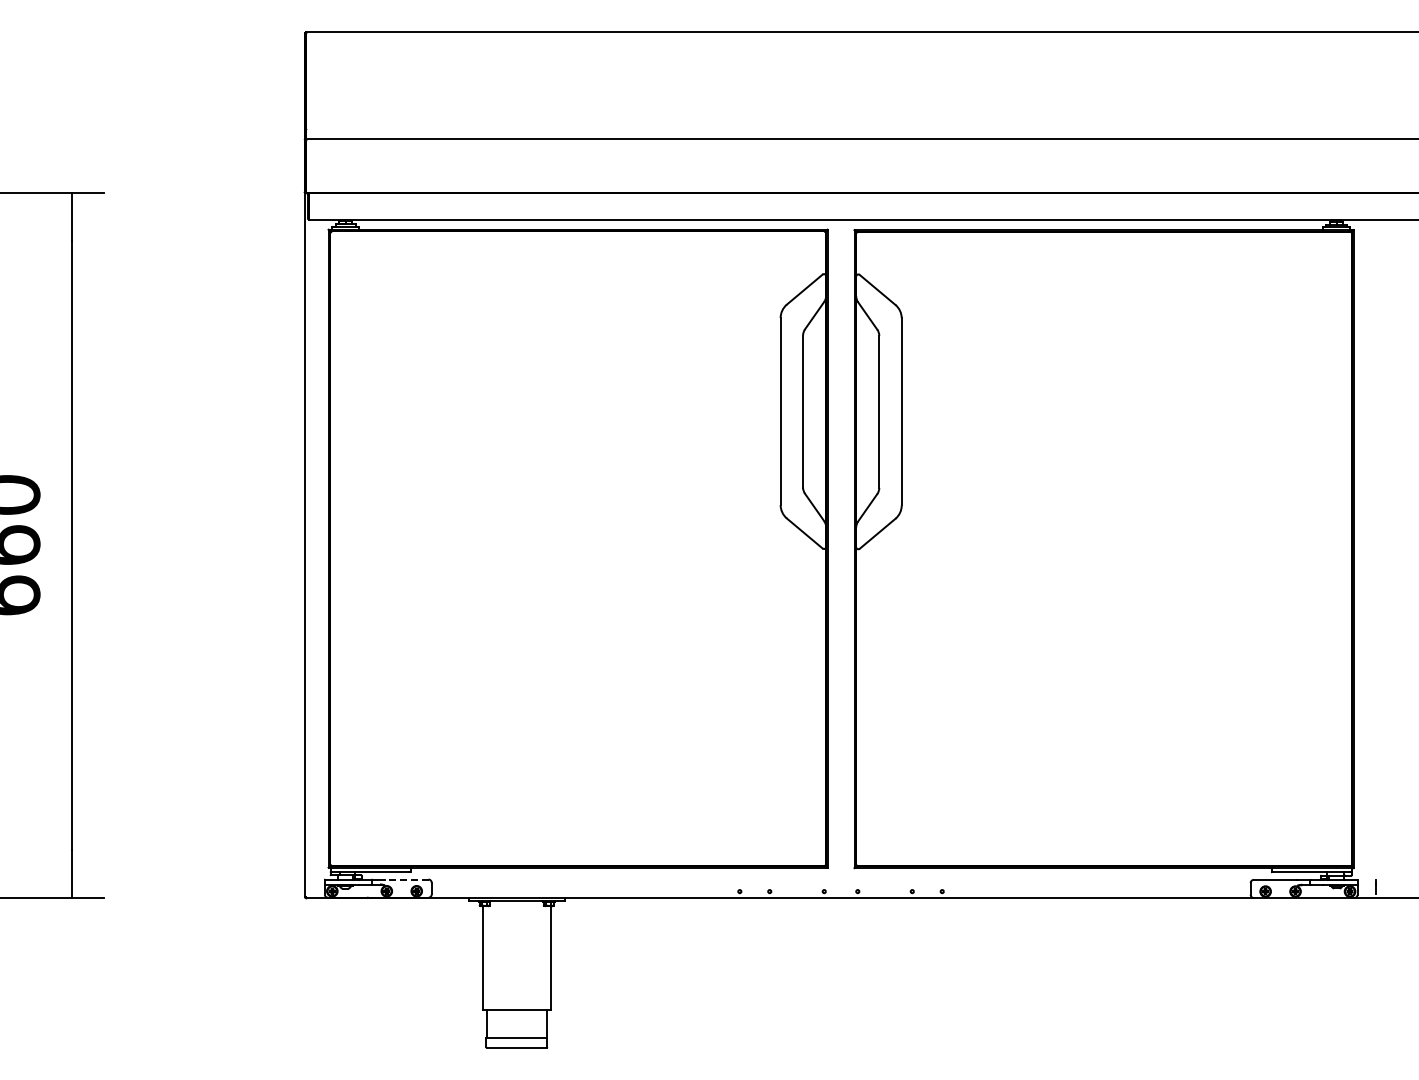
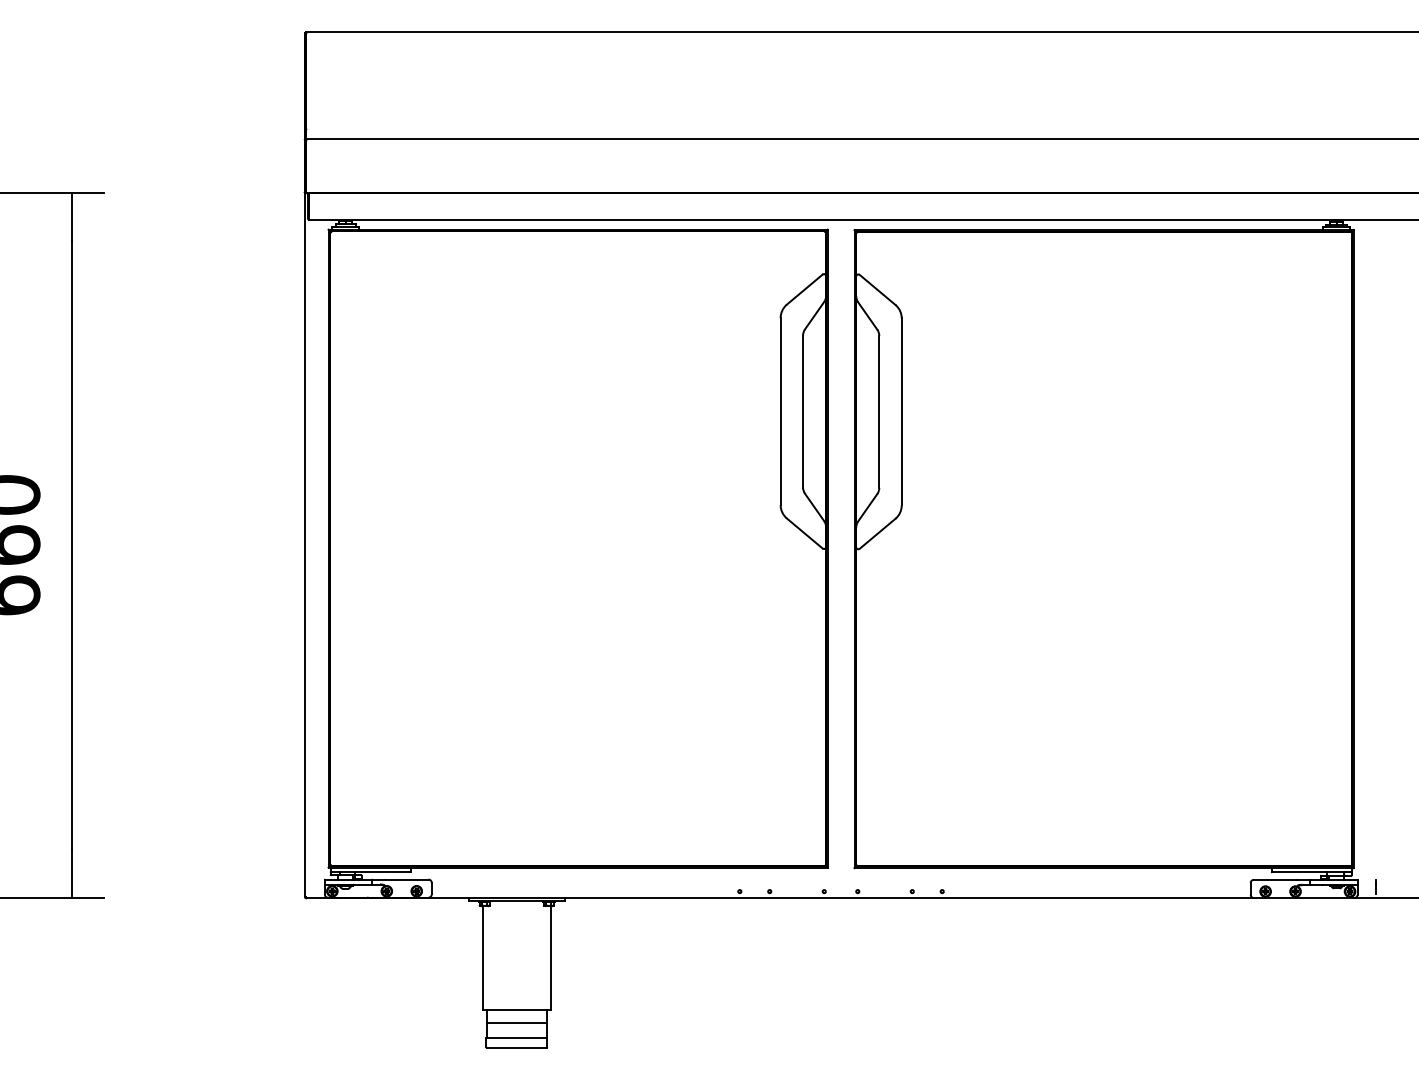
line: dashed -> solid (406, 879)
line: none -> present (516, 1022)
